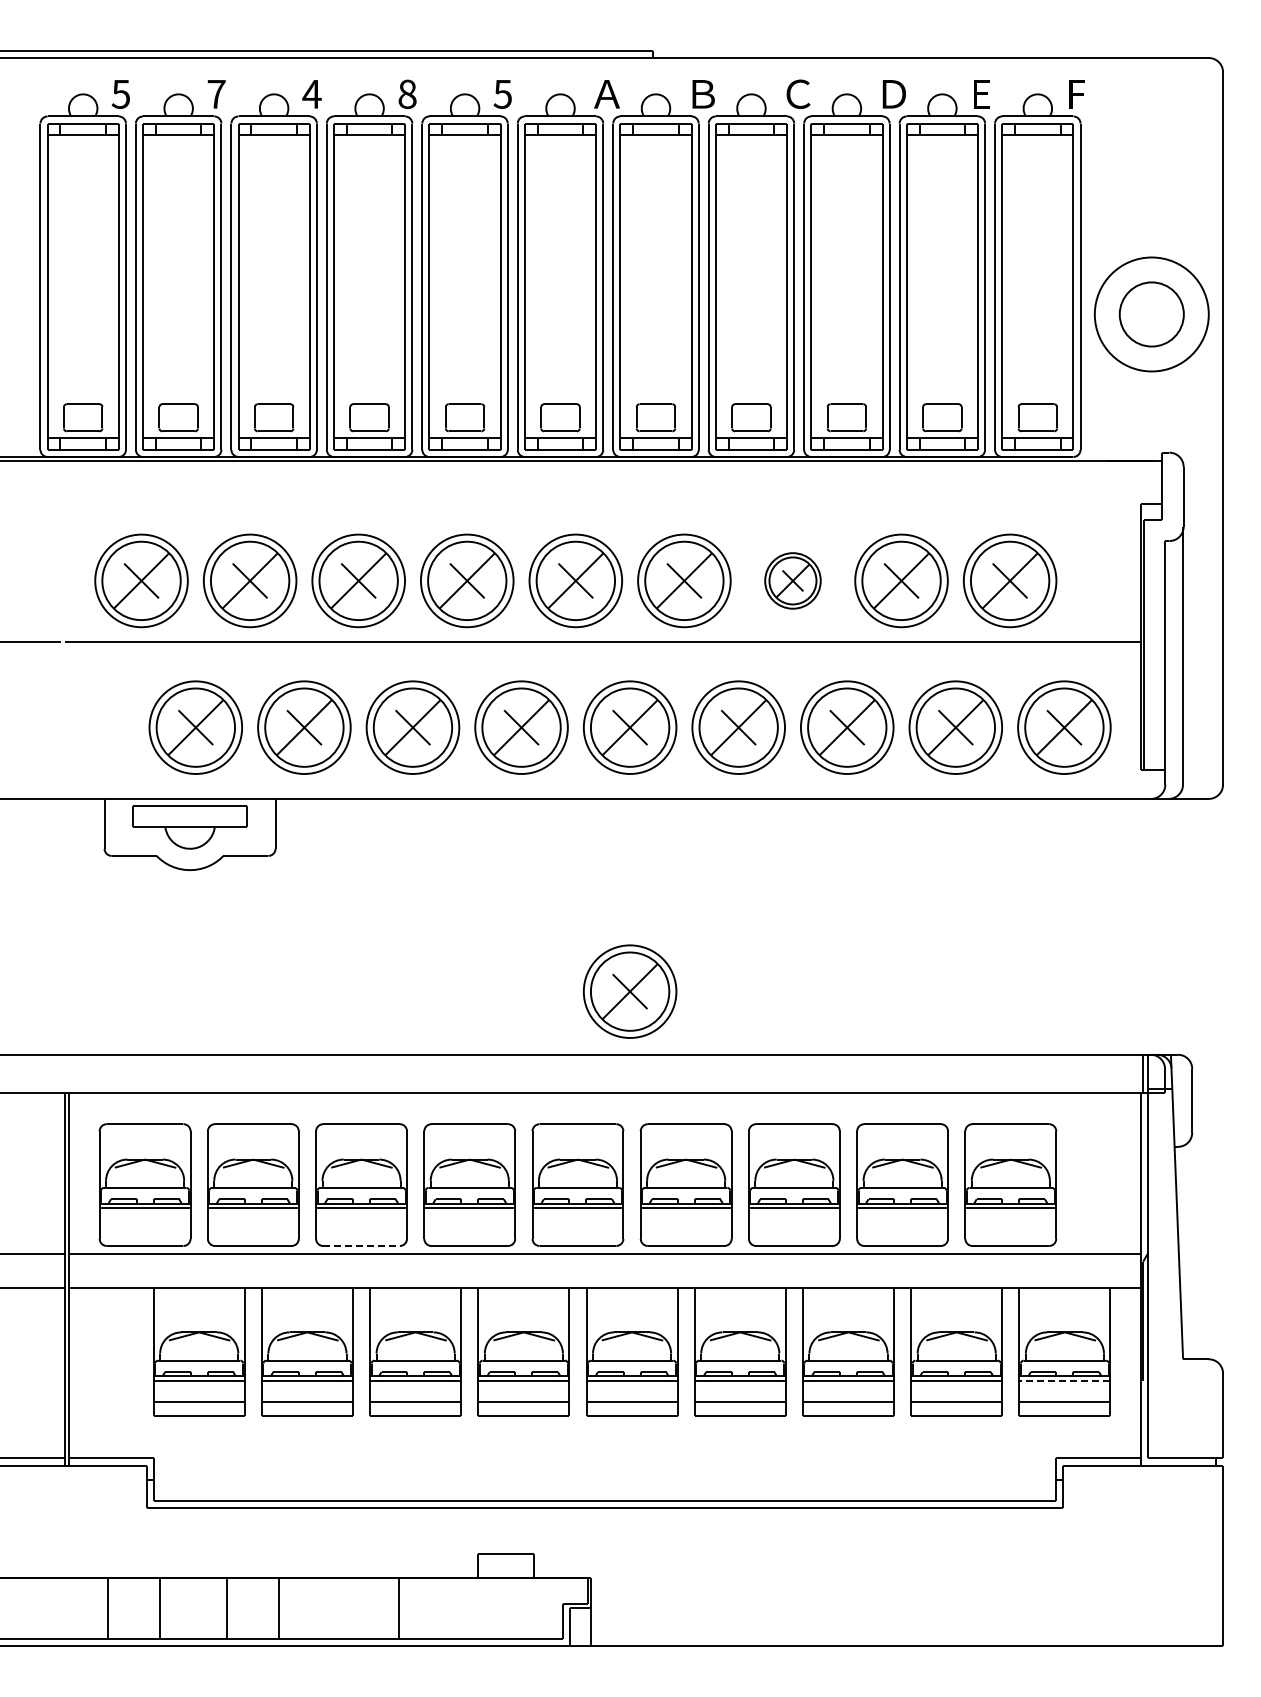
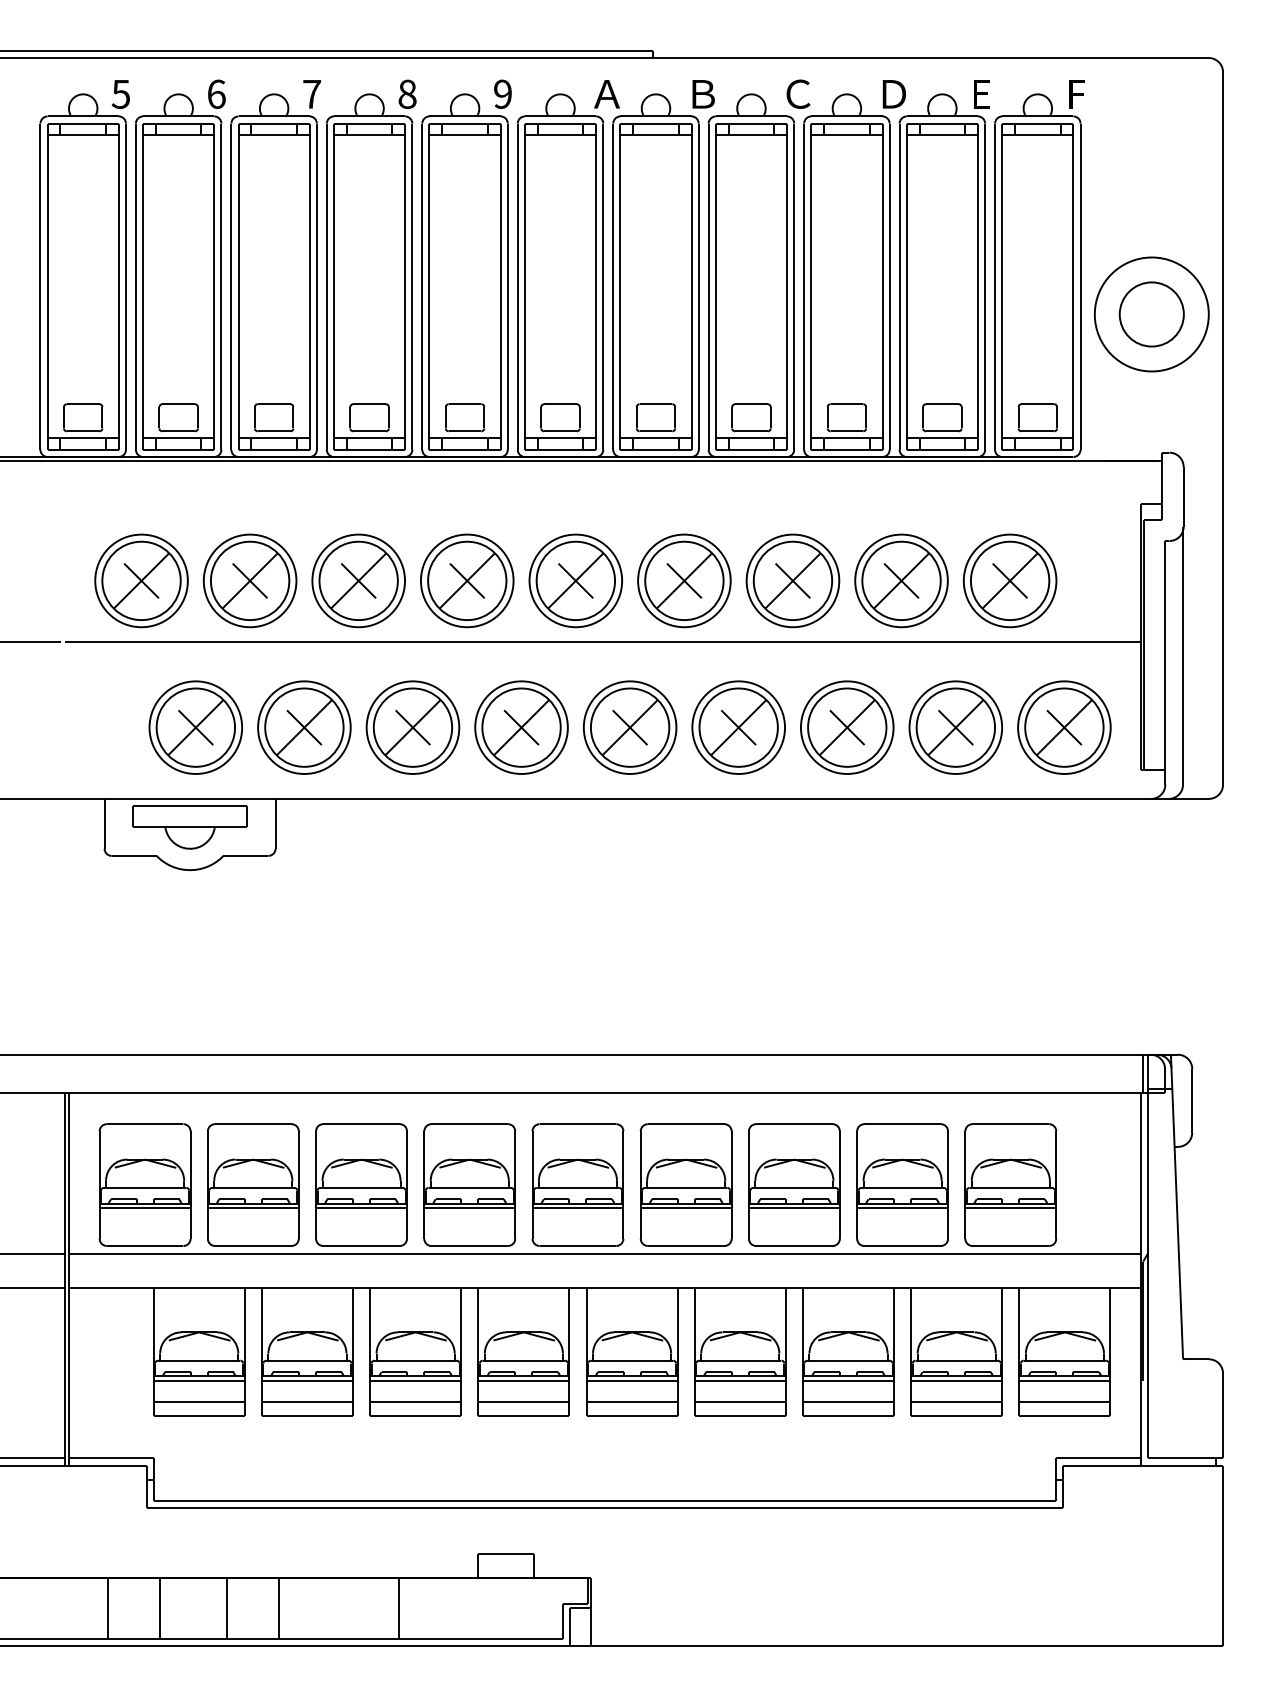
text: 7 -> 6 (216, 93)
text: 5 -> 9 (502, 93)
text: 4 -> 7 (311, 94)
part size: 58x58 px -> 96x96 px (792, 580)
part: present -> none (629, 991)
line: dashed -> solid (362, 1245)
line: dashed -> solid (1064, 1380)
